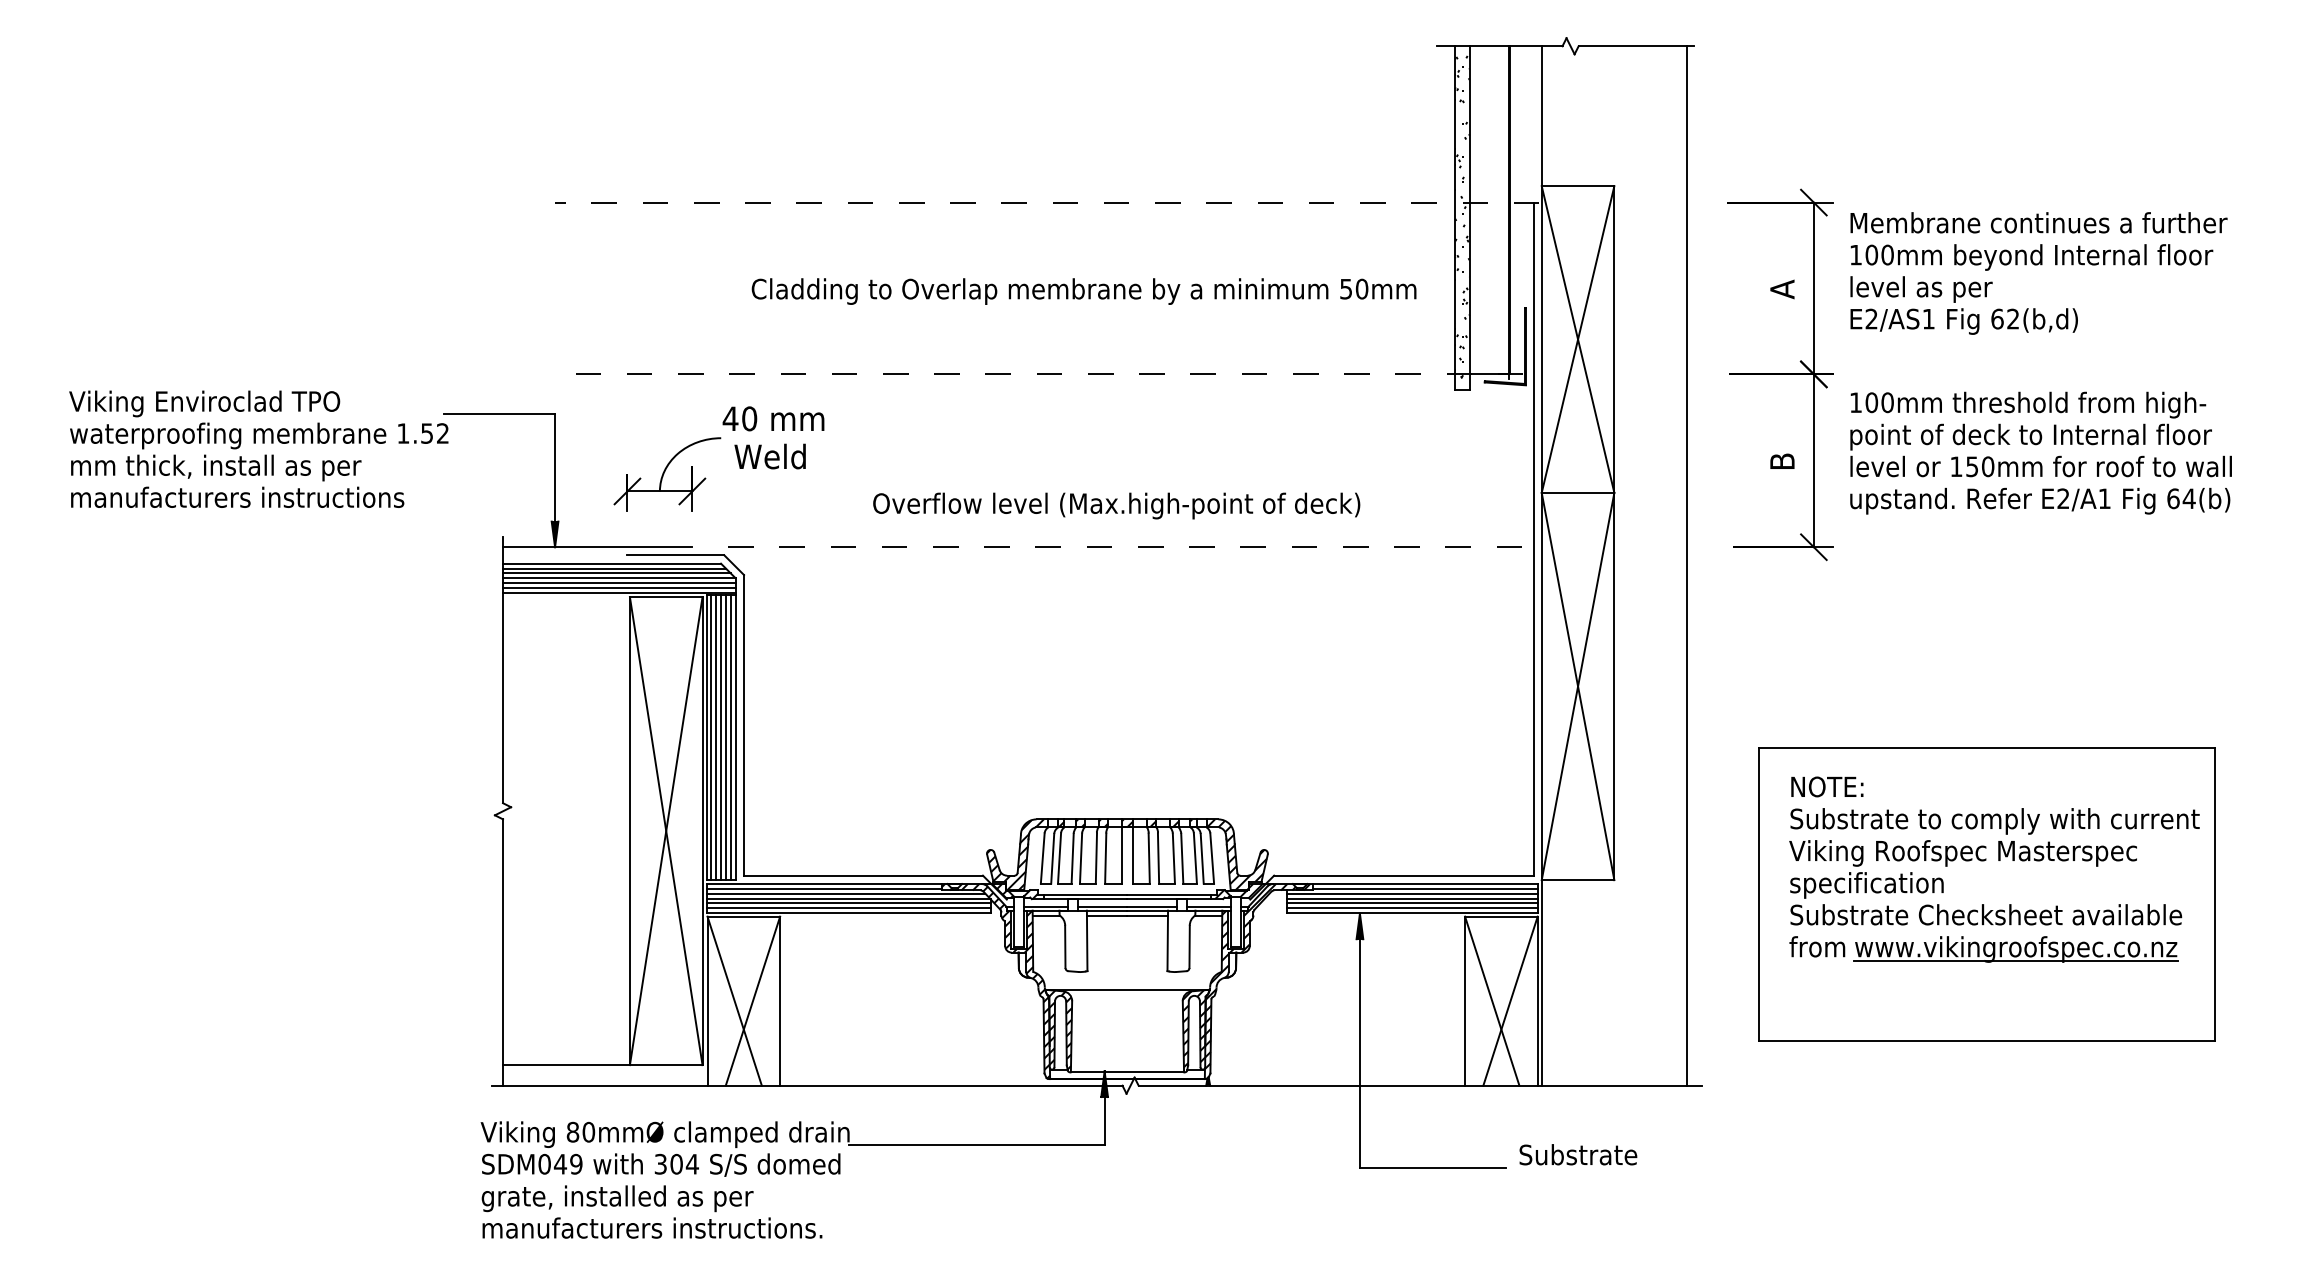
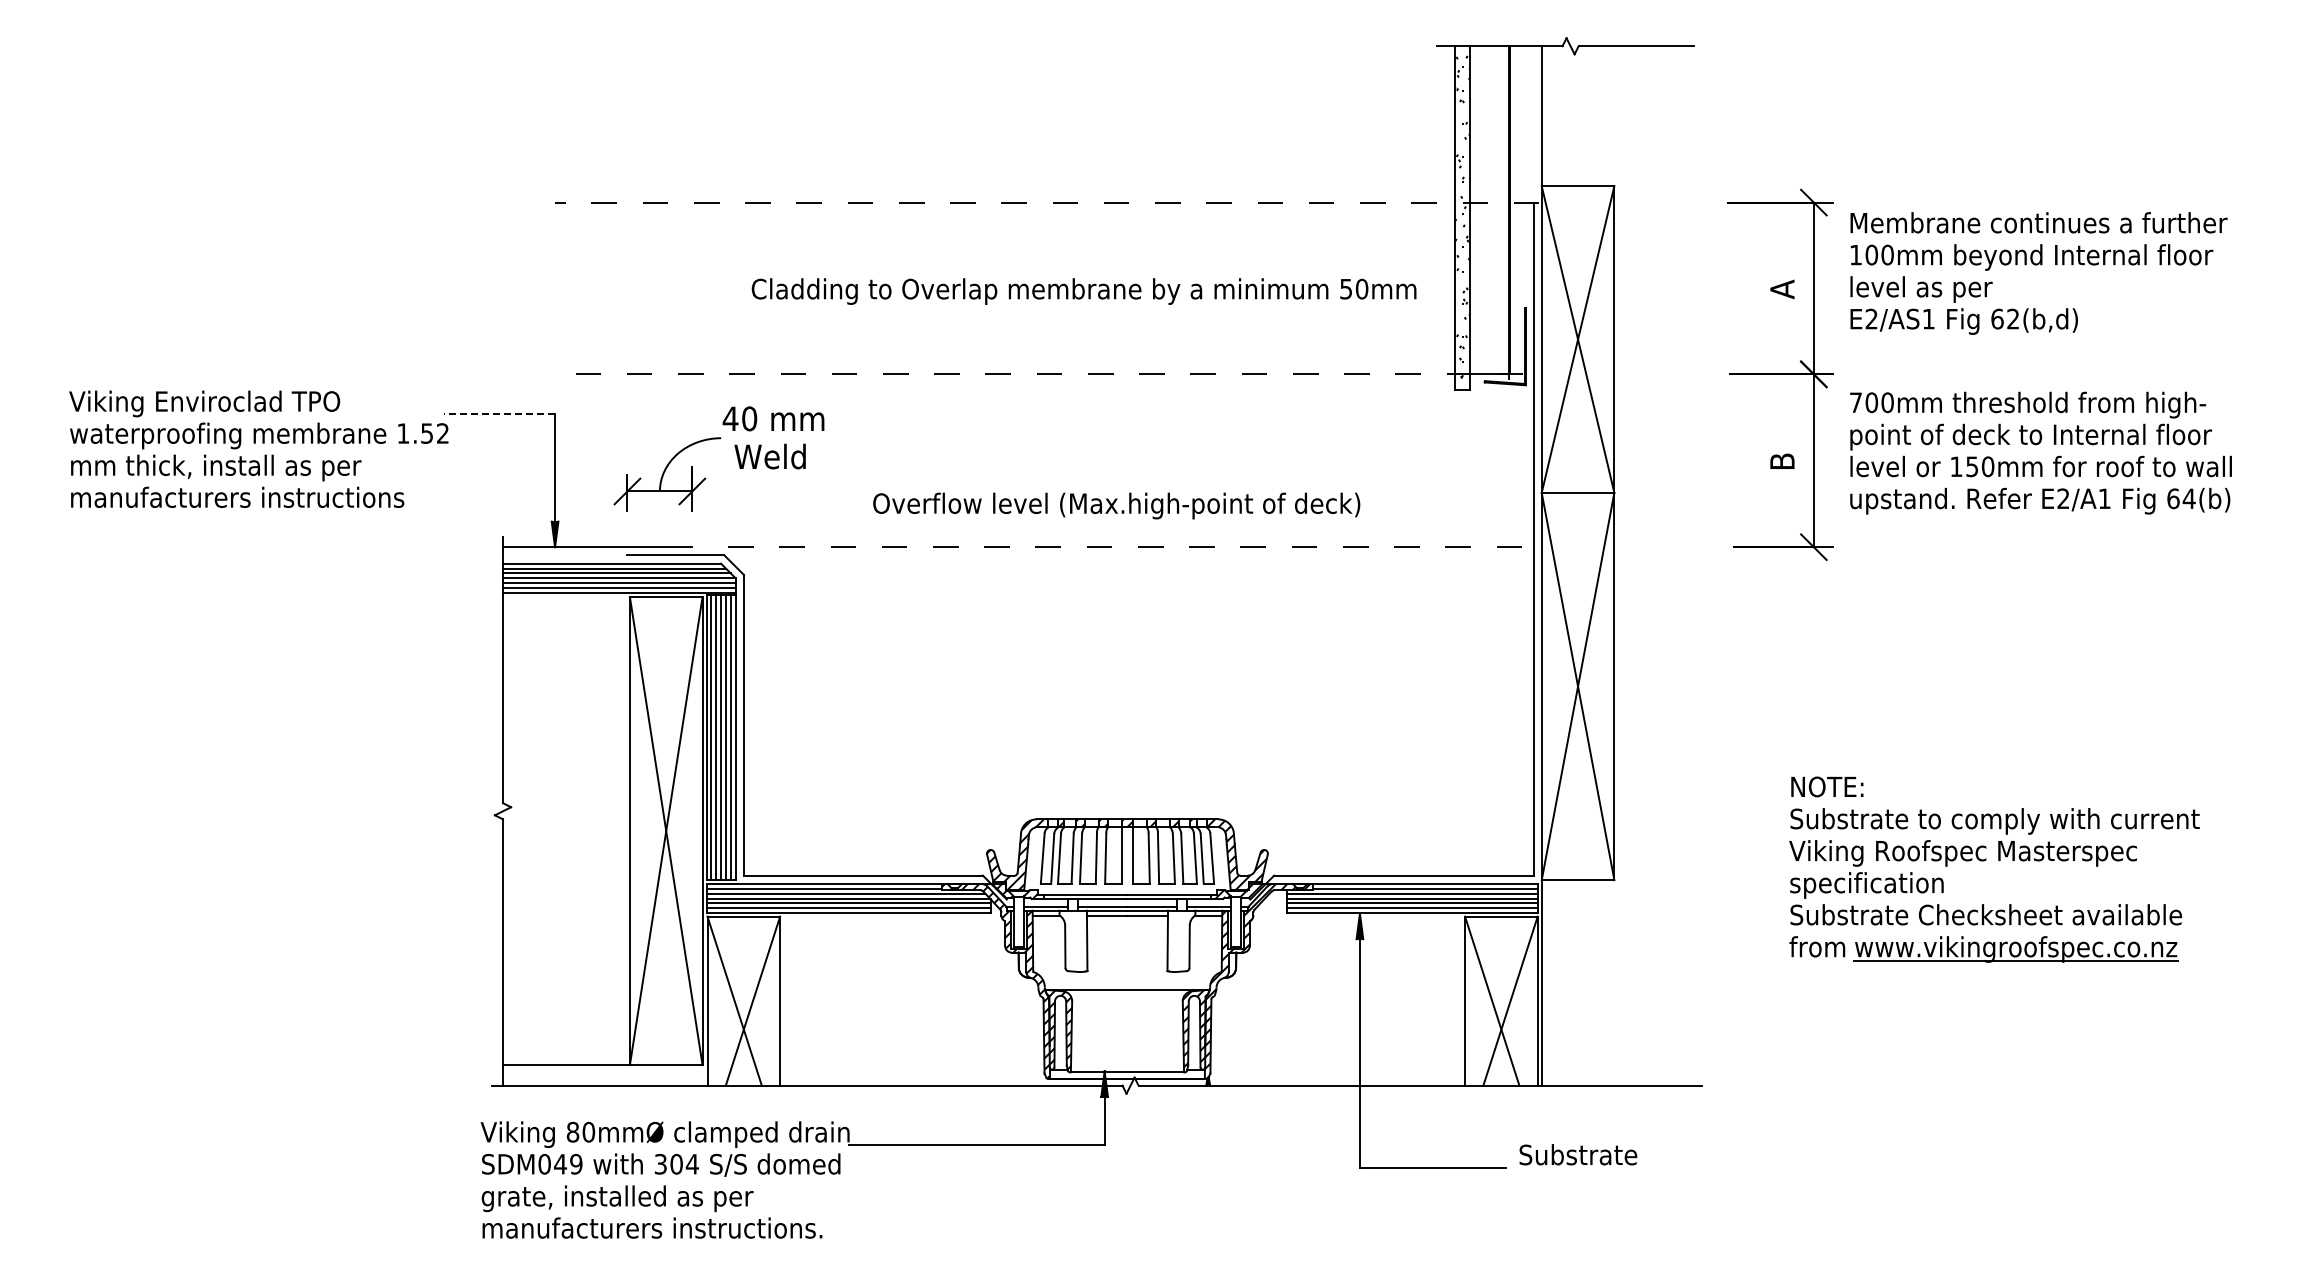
text: 100mm -> 700mm (1855, 402)
line: solid -> dashed (499, 414)
line: present -> none (1686, 565)
part: present -> none (1986, 894)
